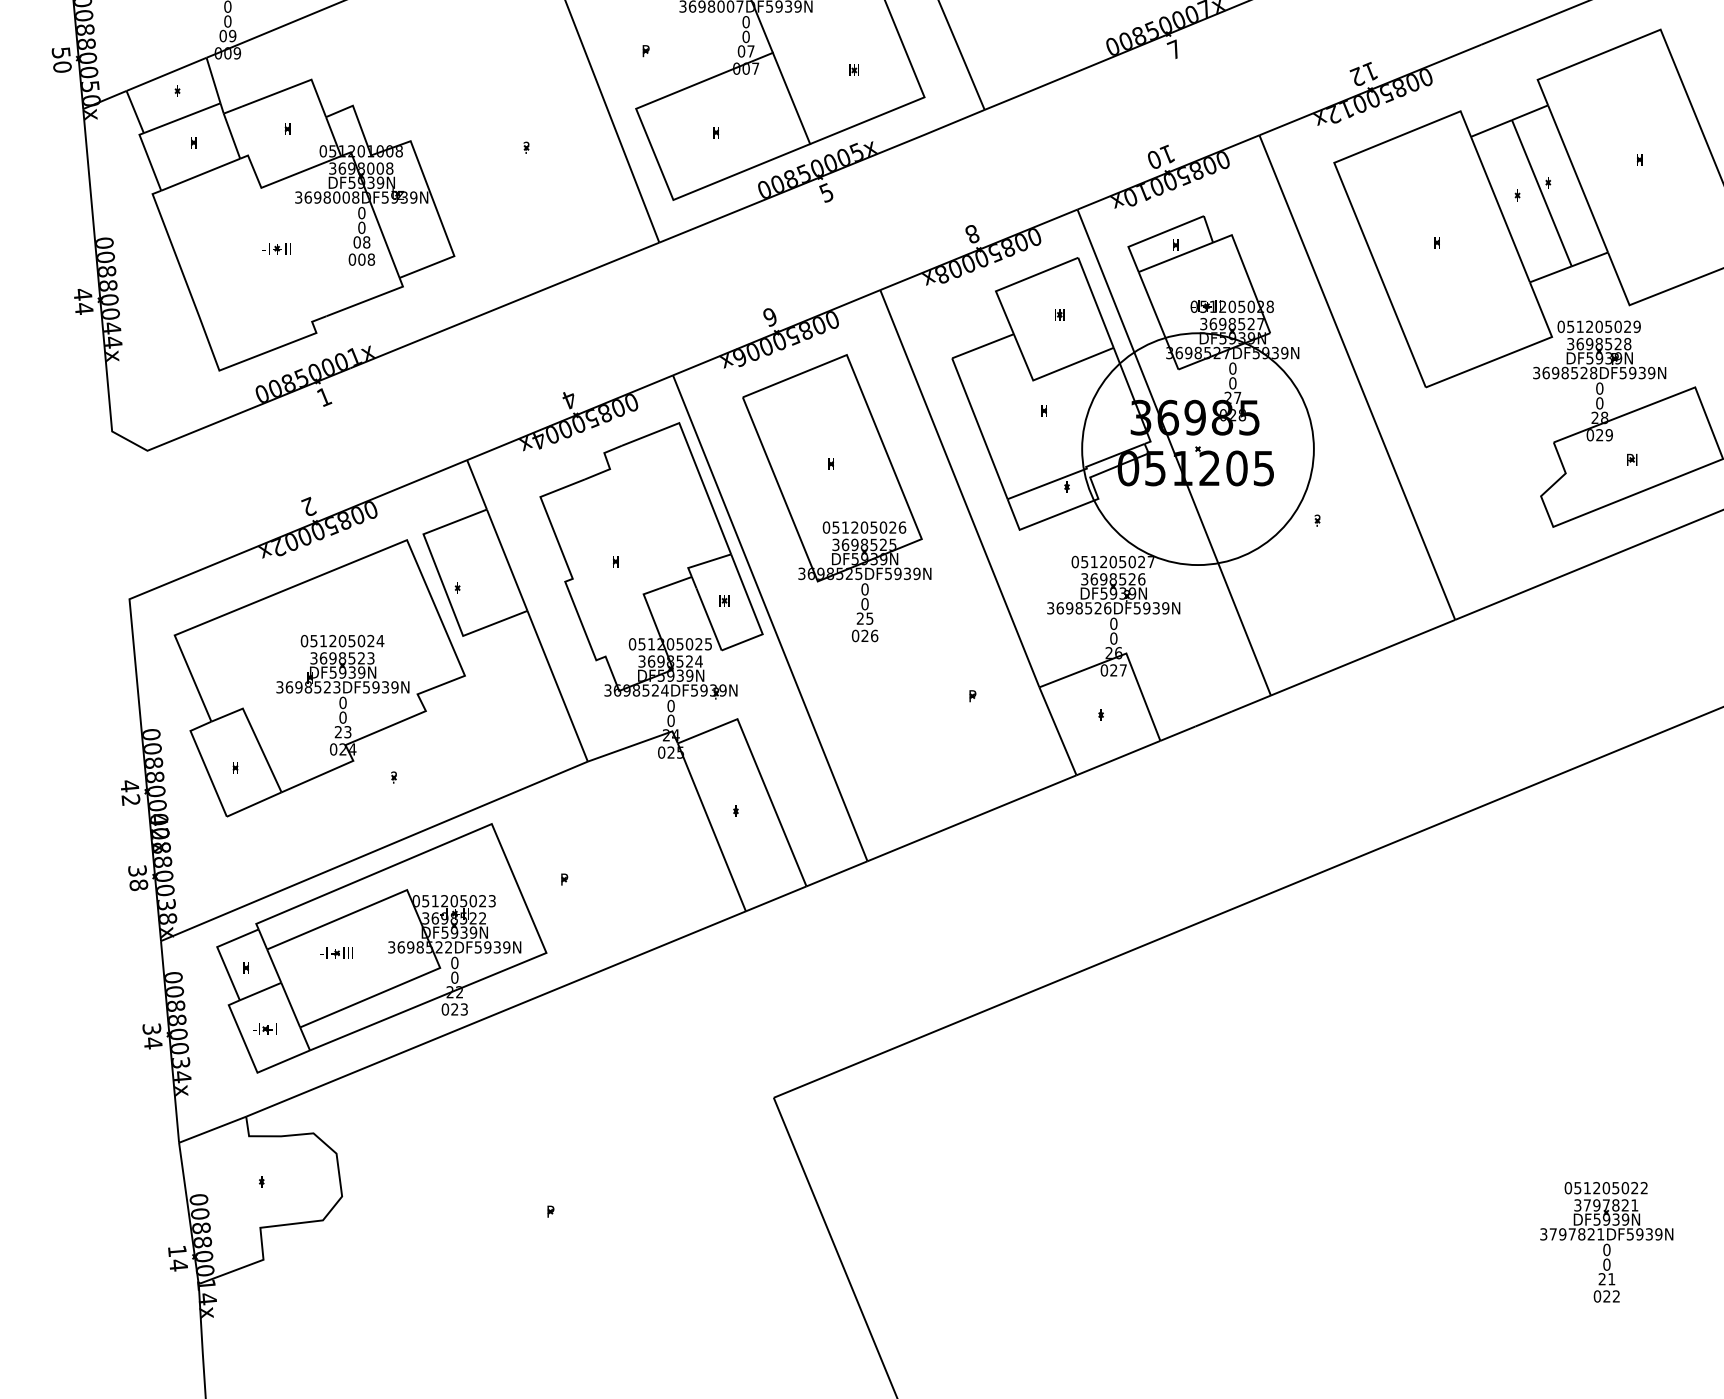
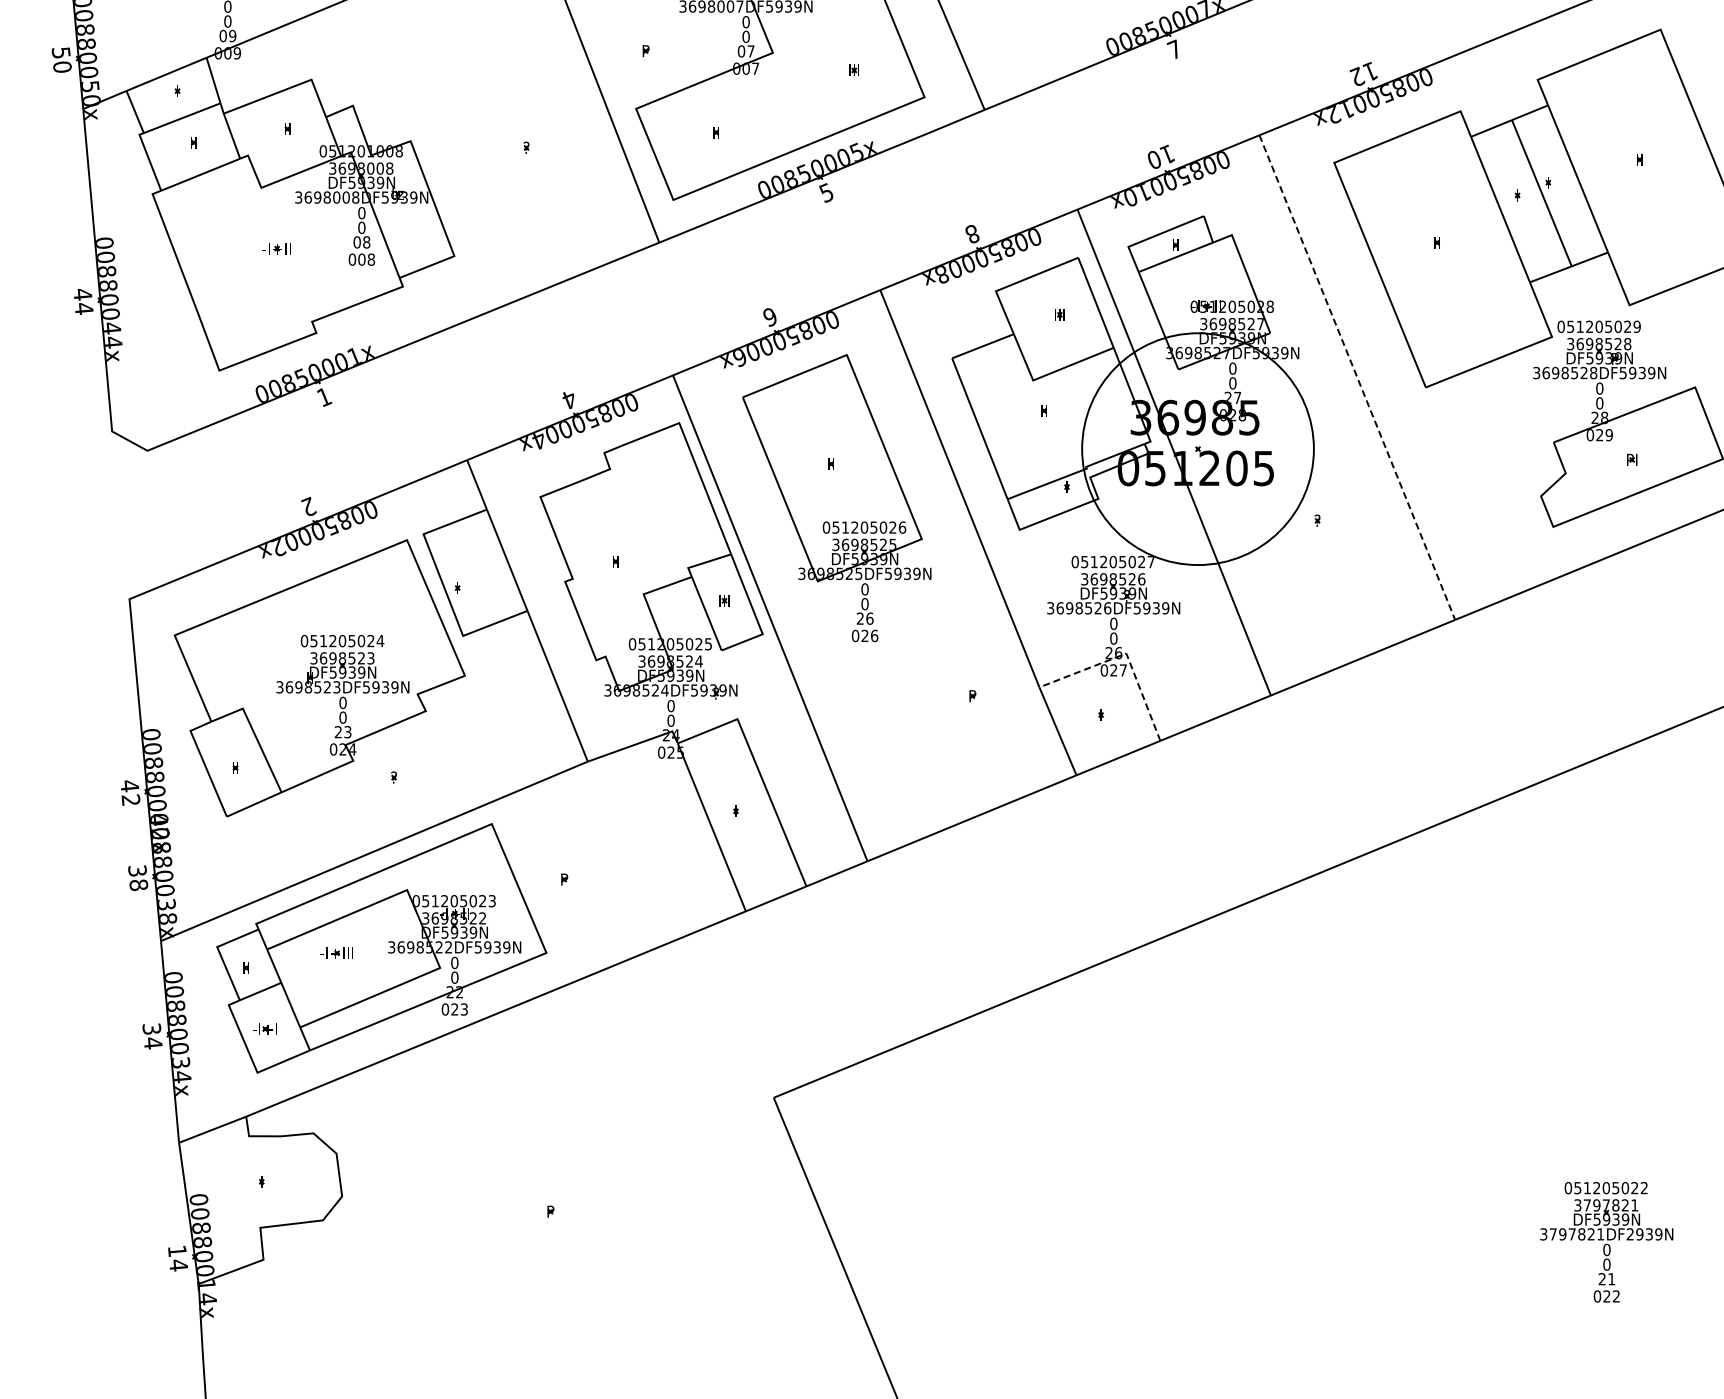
line: present -> none (791, 98)
line: solid -> dashed (1357, 378)
text: 25 -> 26 (869, 618)
line: solid -> dashed (1126, 653)
text: 3797821DF5939N -> 3797821DF2939N (1629, 1234)
